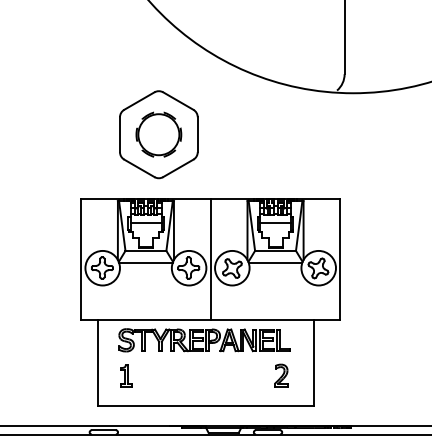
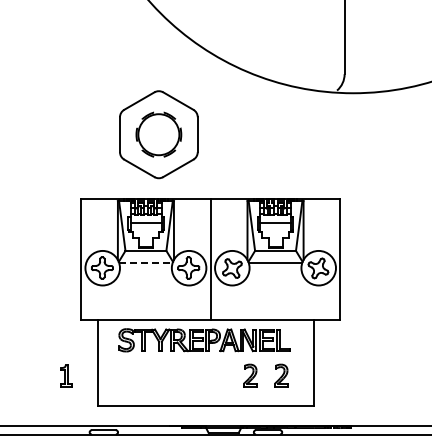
line: solid -> dashed (145, 263)
part position: (126, 375) -> (66, 375) (66, 375)
part: none -> present (250, 375)
